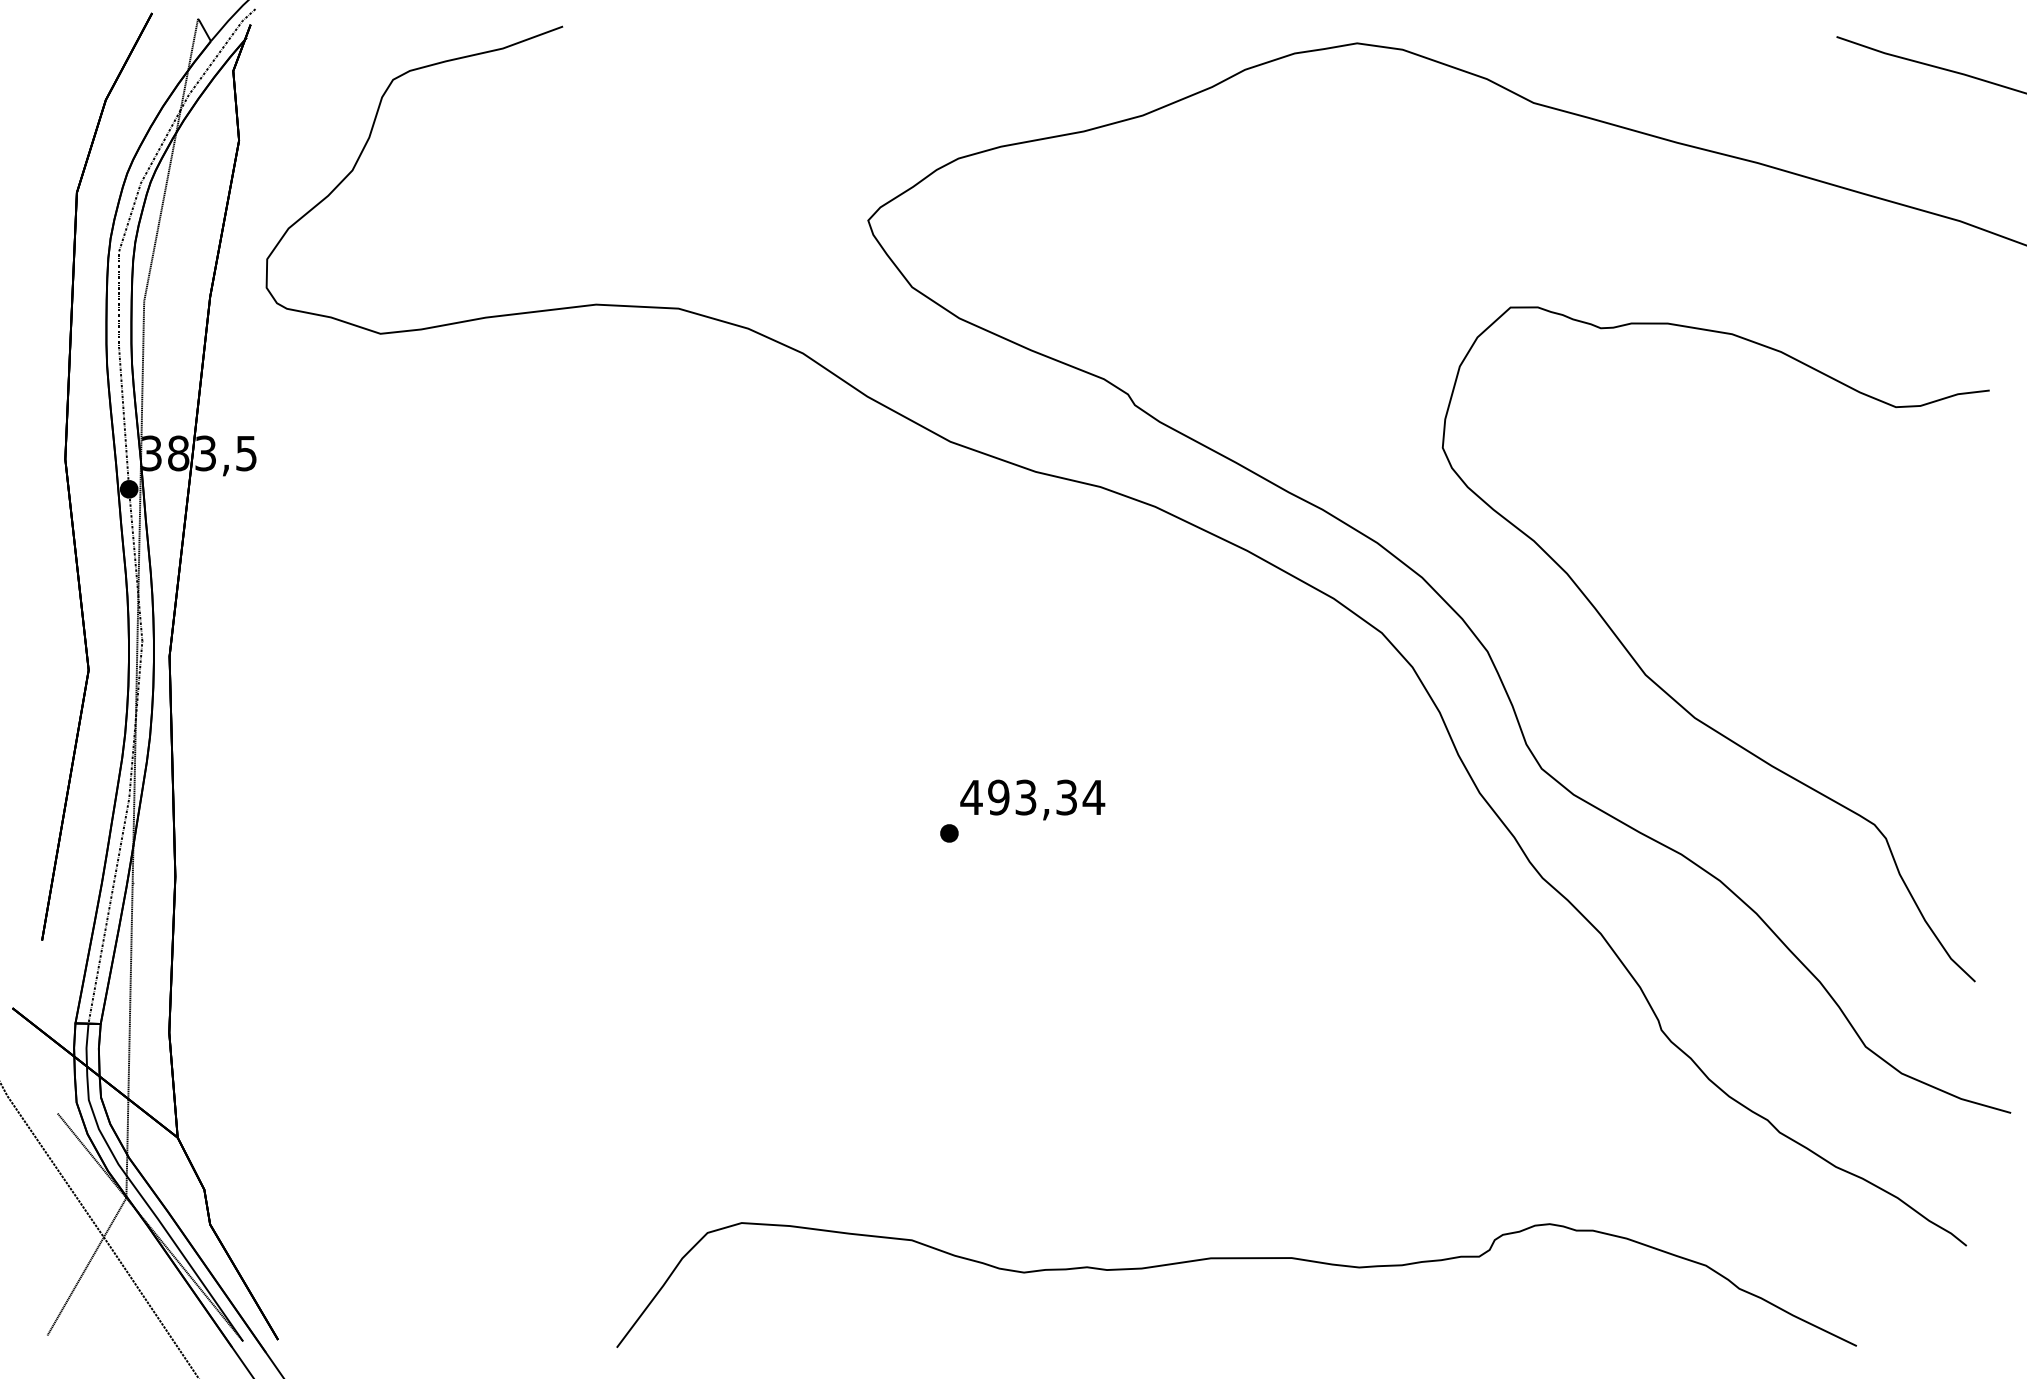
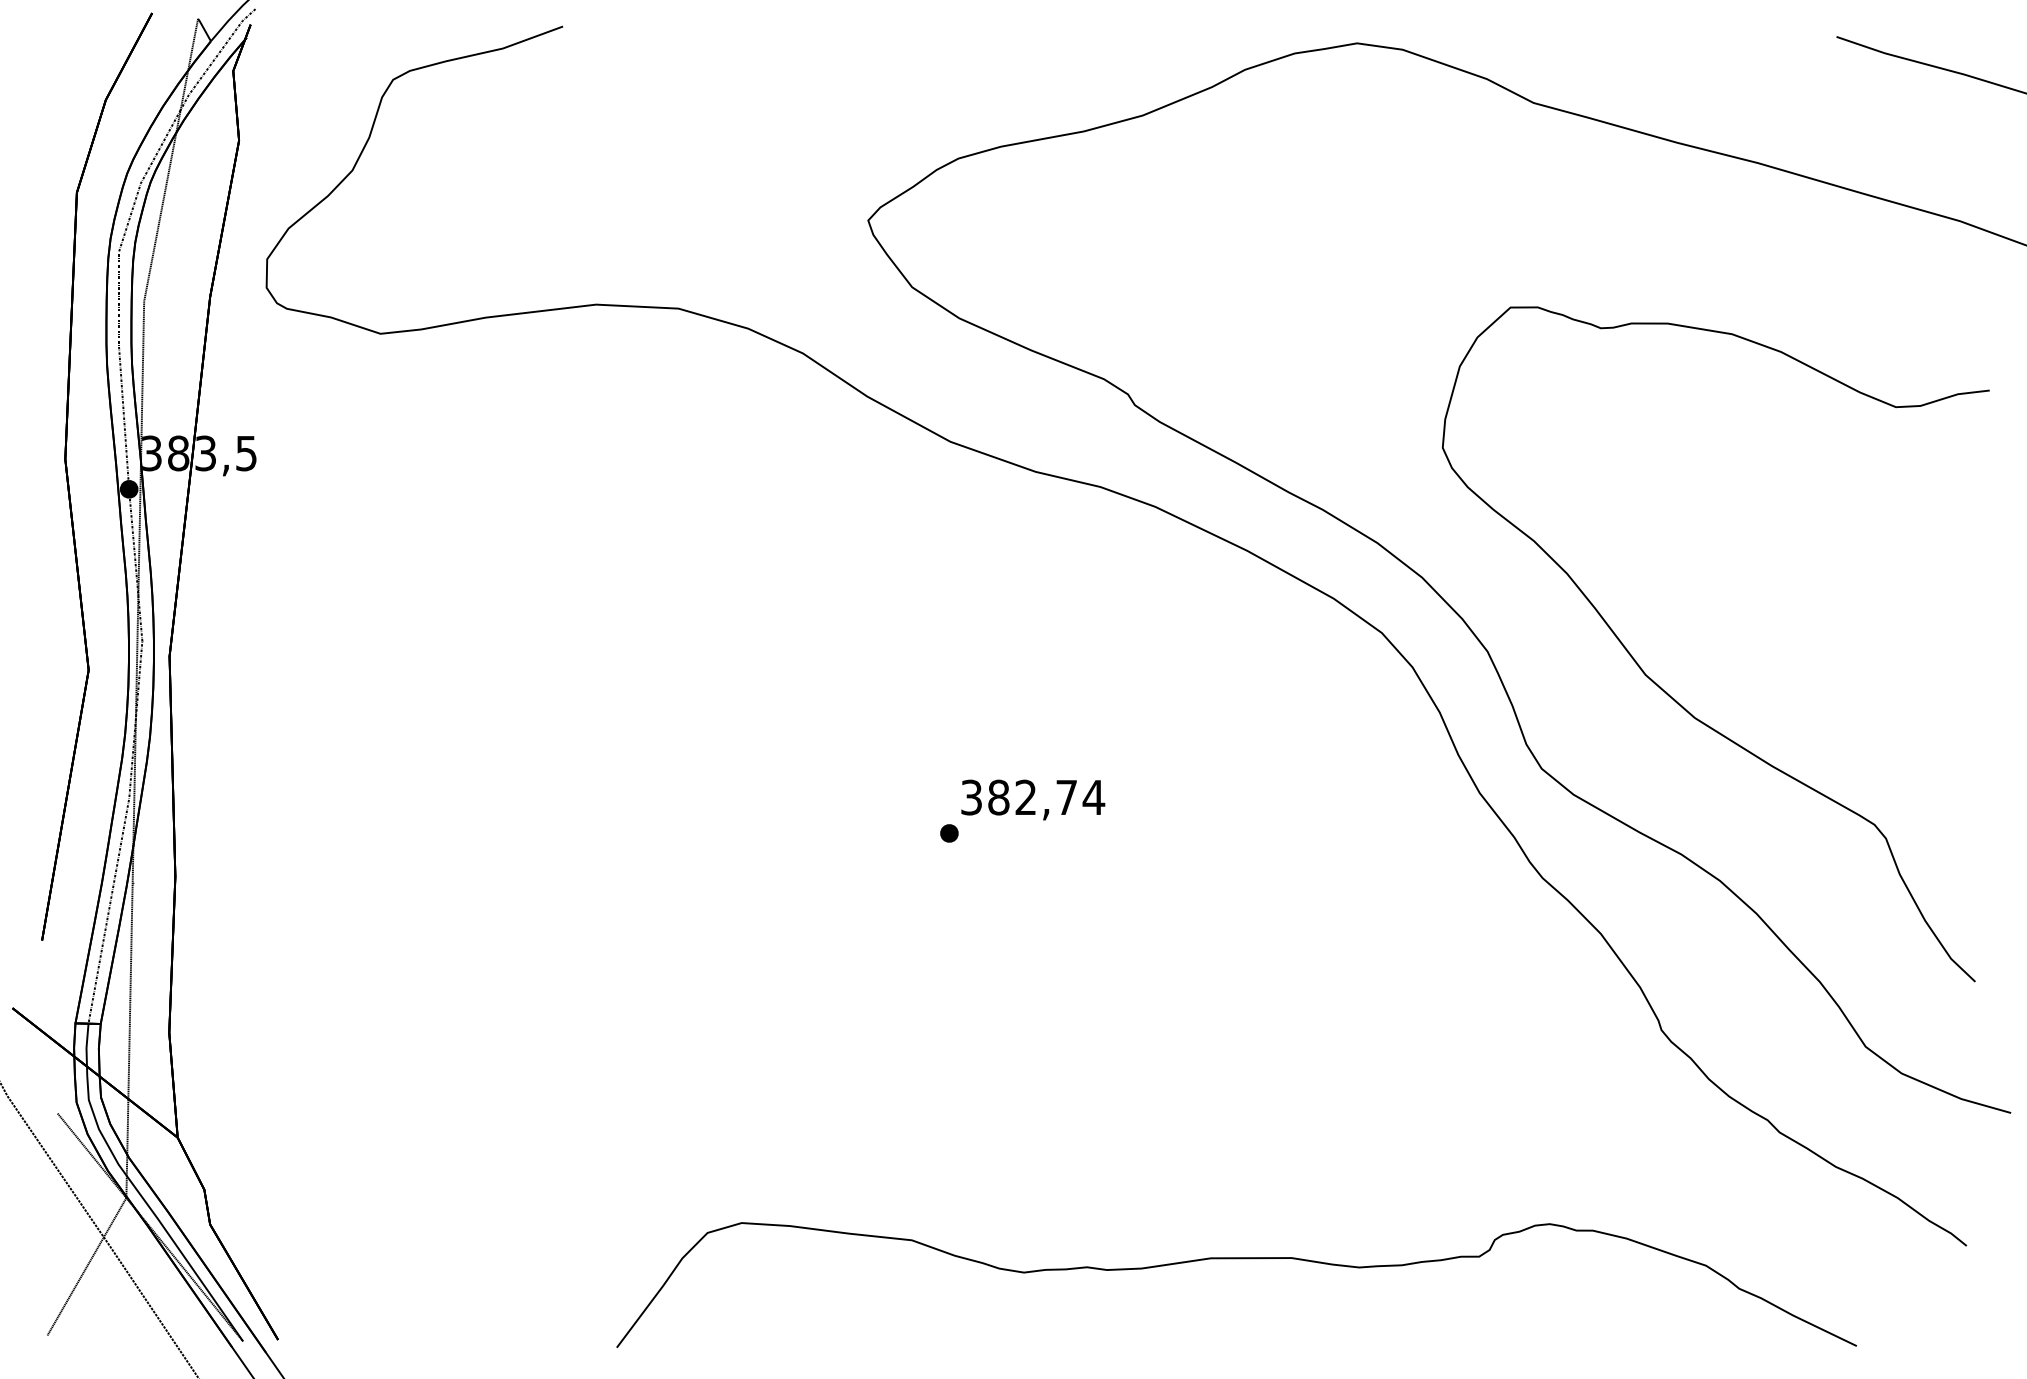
text: 493,34 -> 382,74 (1018, 797)
